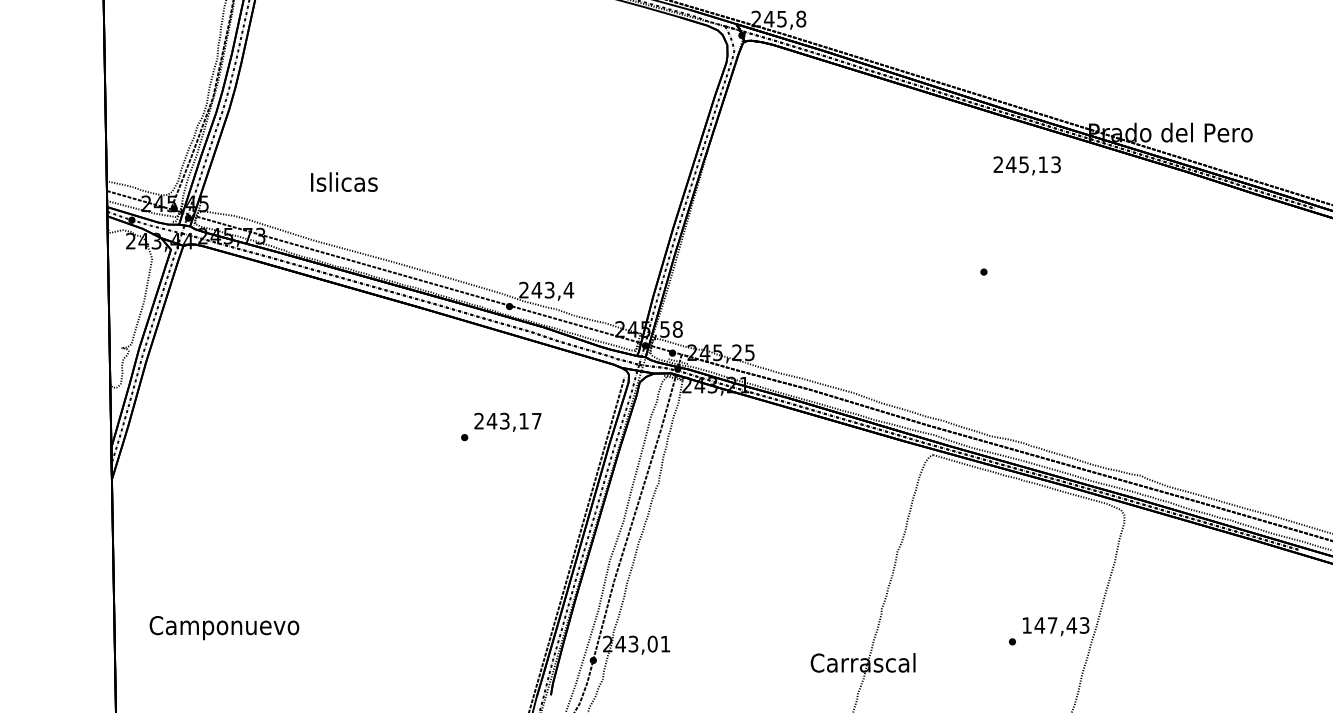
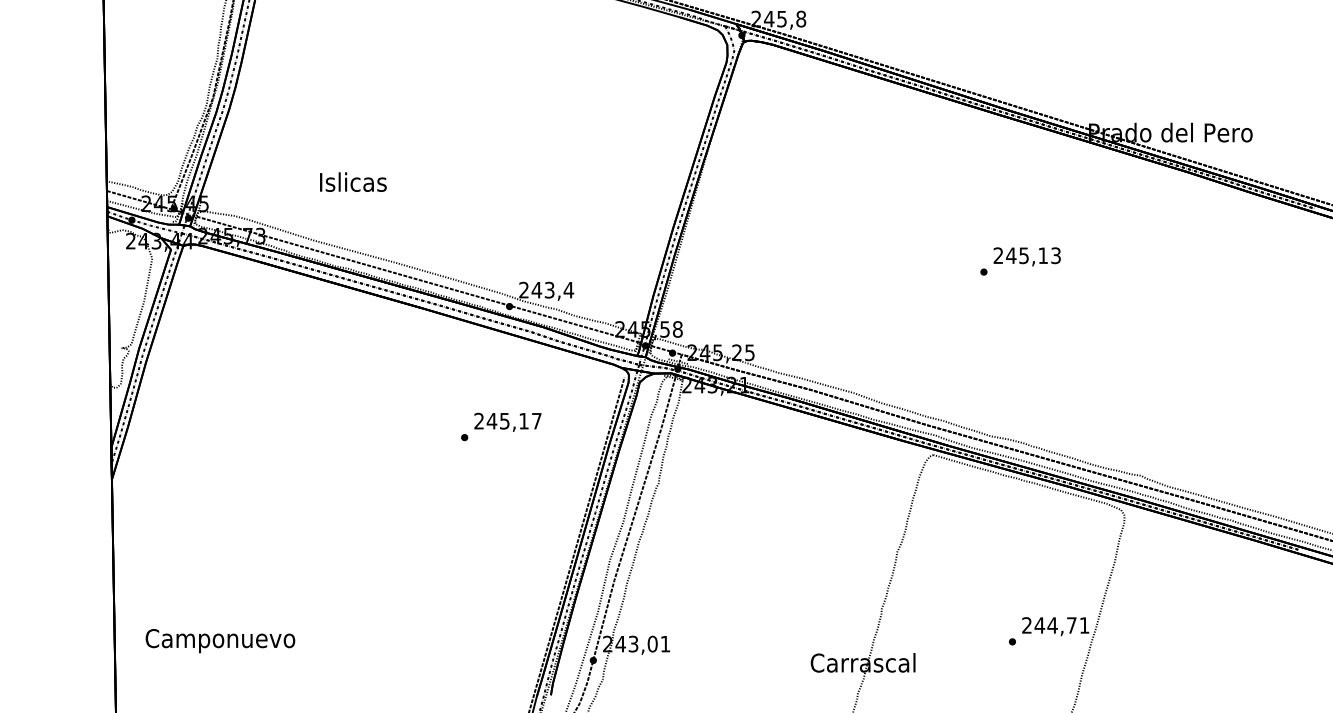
text position: (1026, 165) -> (1026, 256) (1026, 256)
text position: (344, 181) -> (353, 181) (353, 181)
text: 243,17 -> 245,17 (504, 420)
text: 147,43 -> 244,71 (1055, 625)
text position: (224, 628) -> (220, 641) (220, 641)
